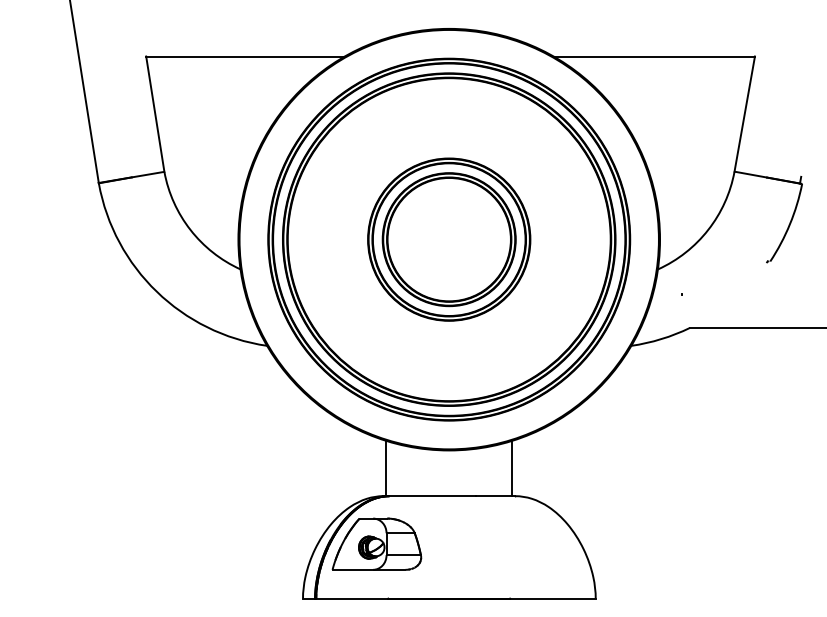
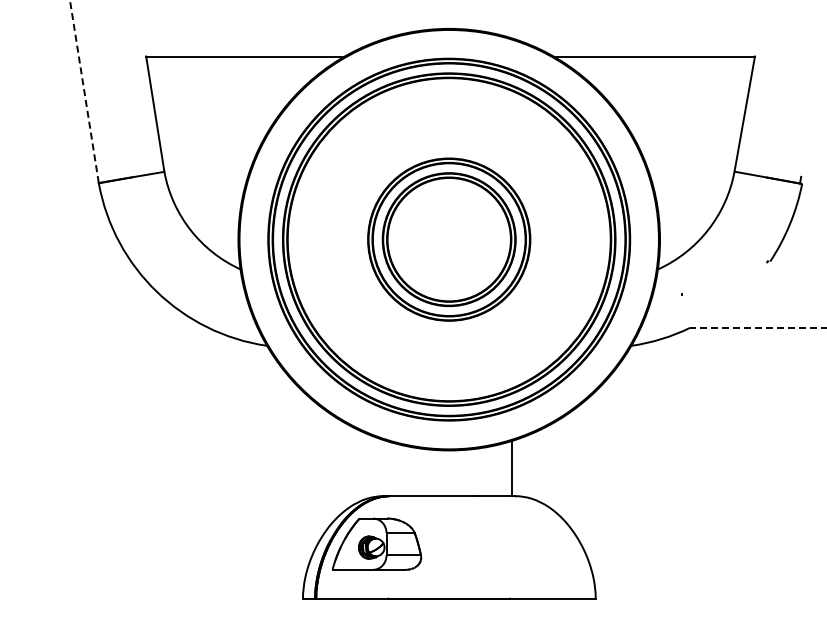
line: solid -> dashed (84, 91)
line: solid -> dashed (757, 327)
line: present -> none (386, 468)
